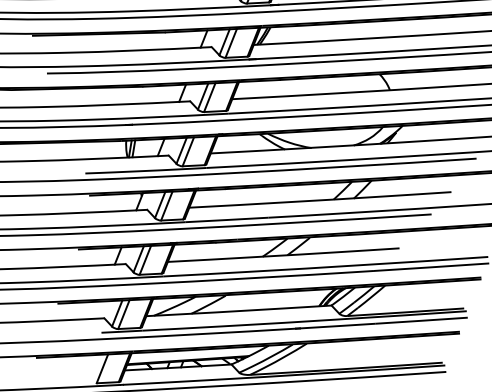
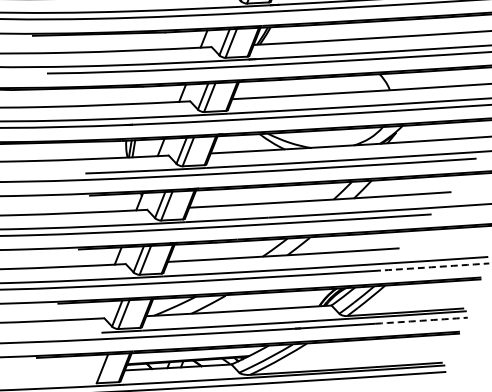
arc: solid -> dashed (431, 267)
arc: solid -> dashed (421, 320)
